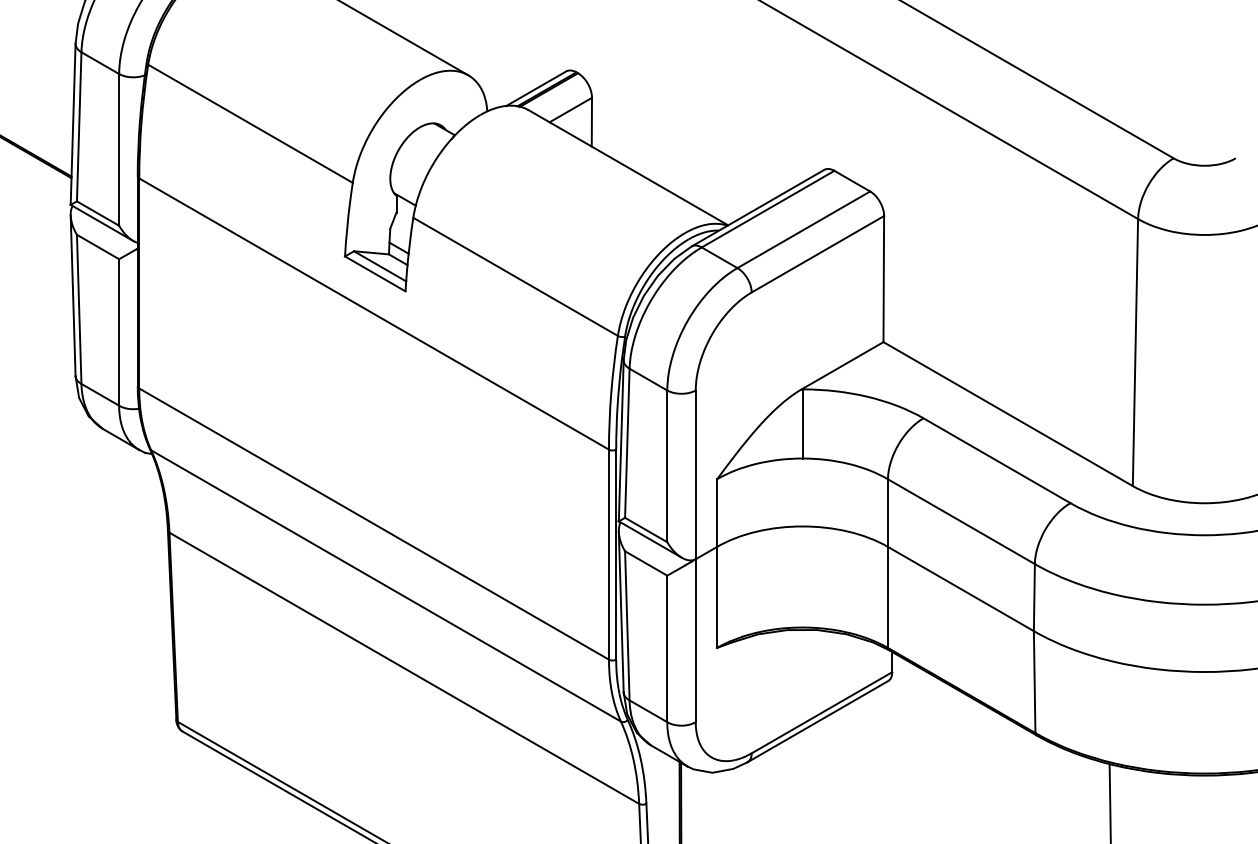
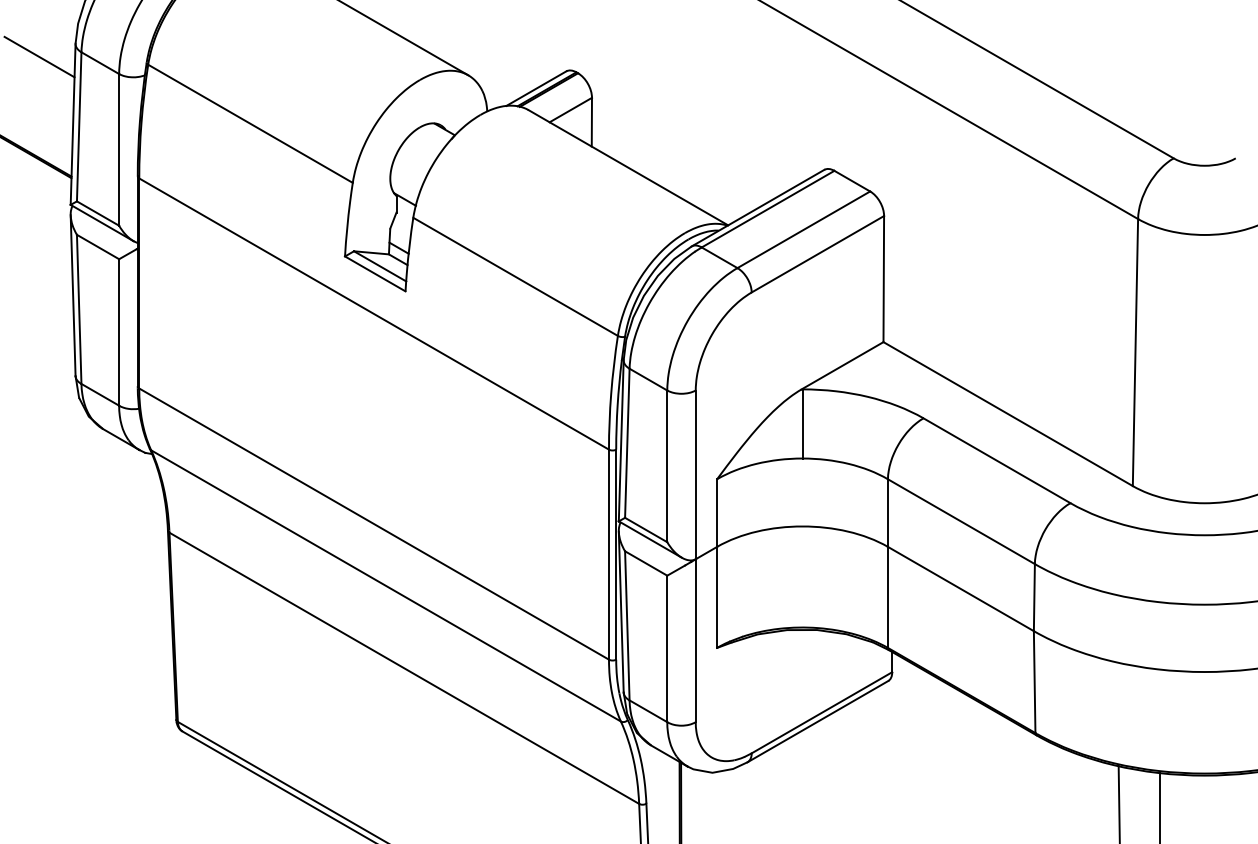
line: none -> present (39, 56)
line position: (1109, 802) -> (1118, 802) (1118, 802)
line: none -> present (1159, 806)
